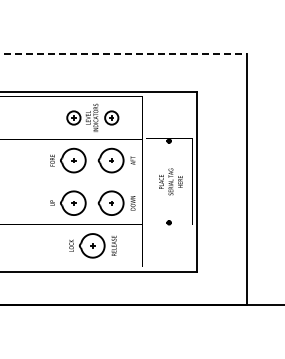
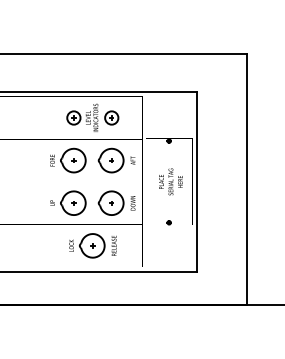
line: dashed -> solid (123, 54)
